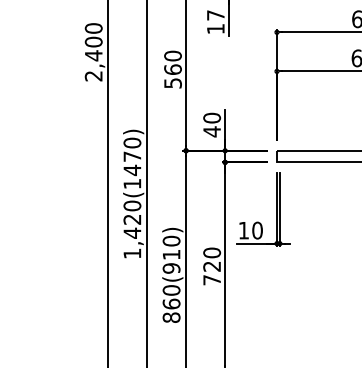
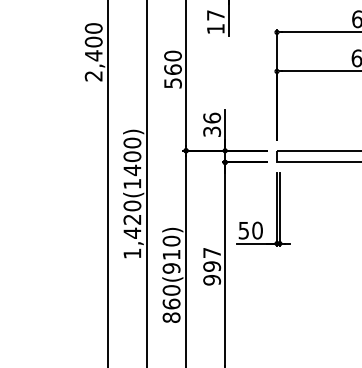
text: 40 -> 36 (212, 124)
text: 1,420(1470) -> 1,420(1400) (132, 156)
text: 10 -> 50 (243, 230)
text: 720 -> 997 (212, 266)
